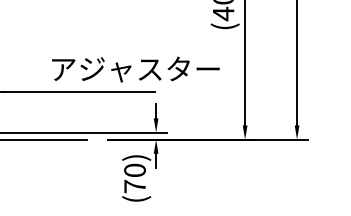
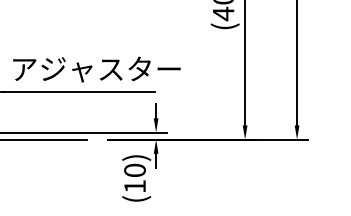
text position: (135, 69) -> (96, 69) (96, 69)
text: (70) -> (10) (134, 186)
